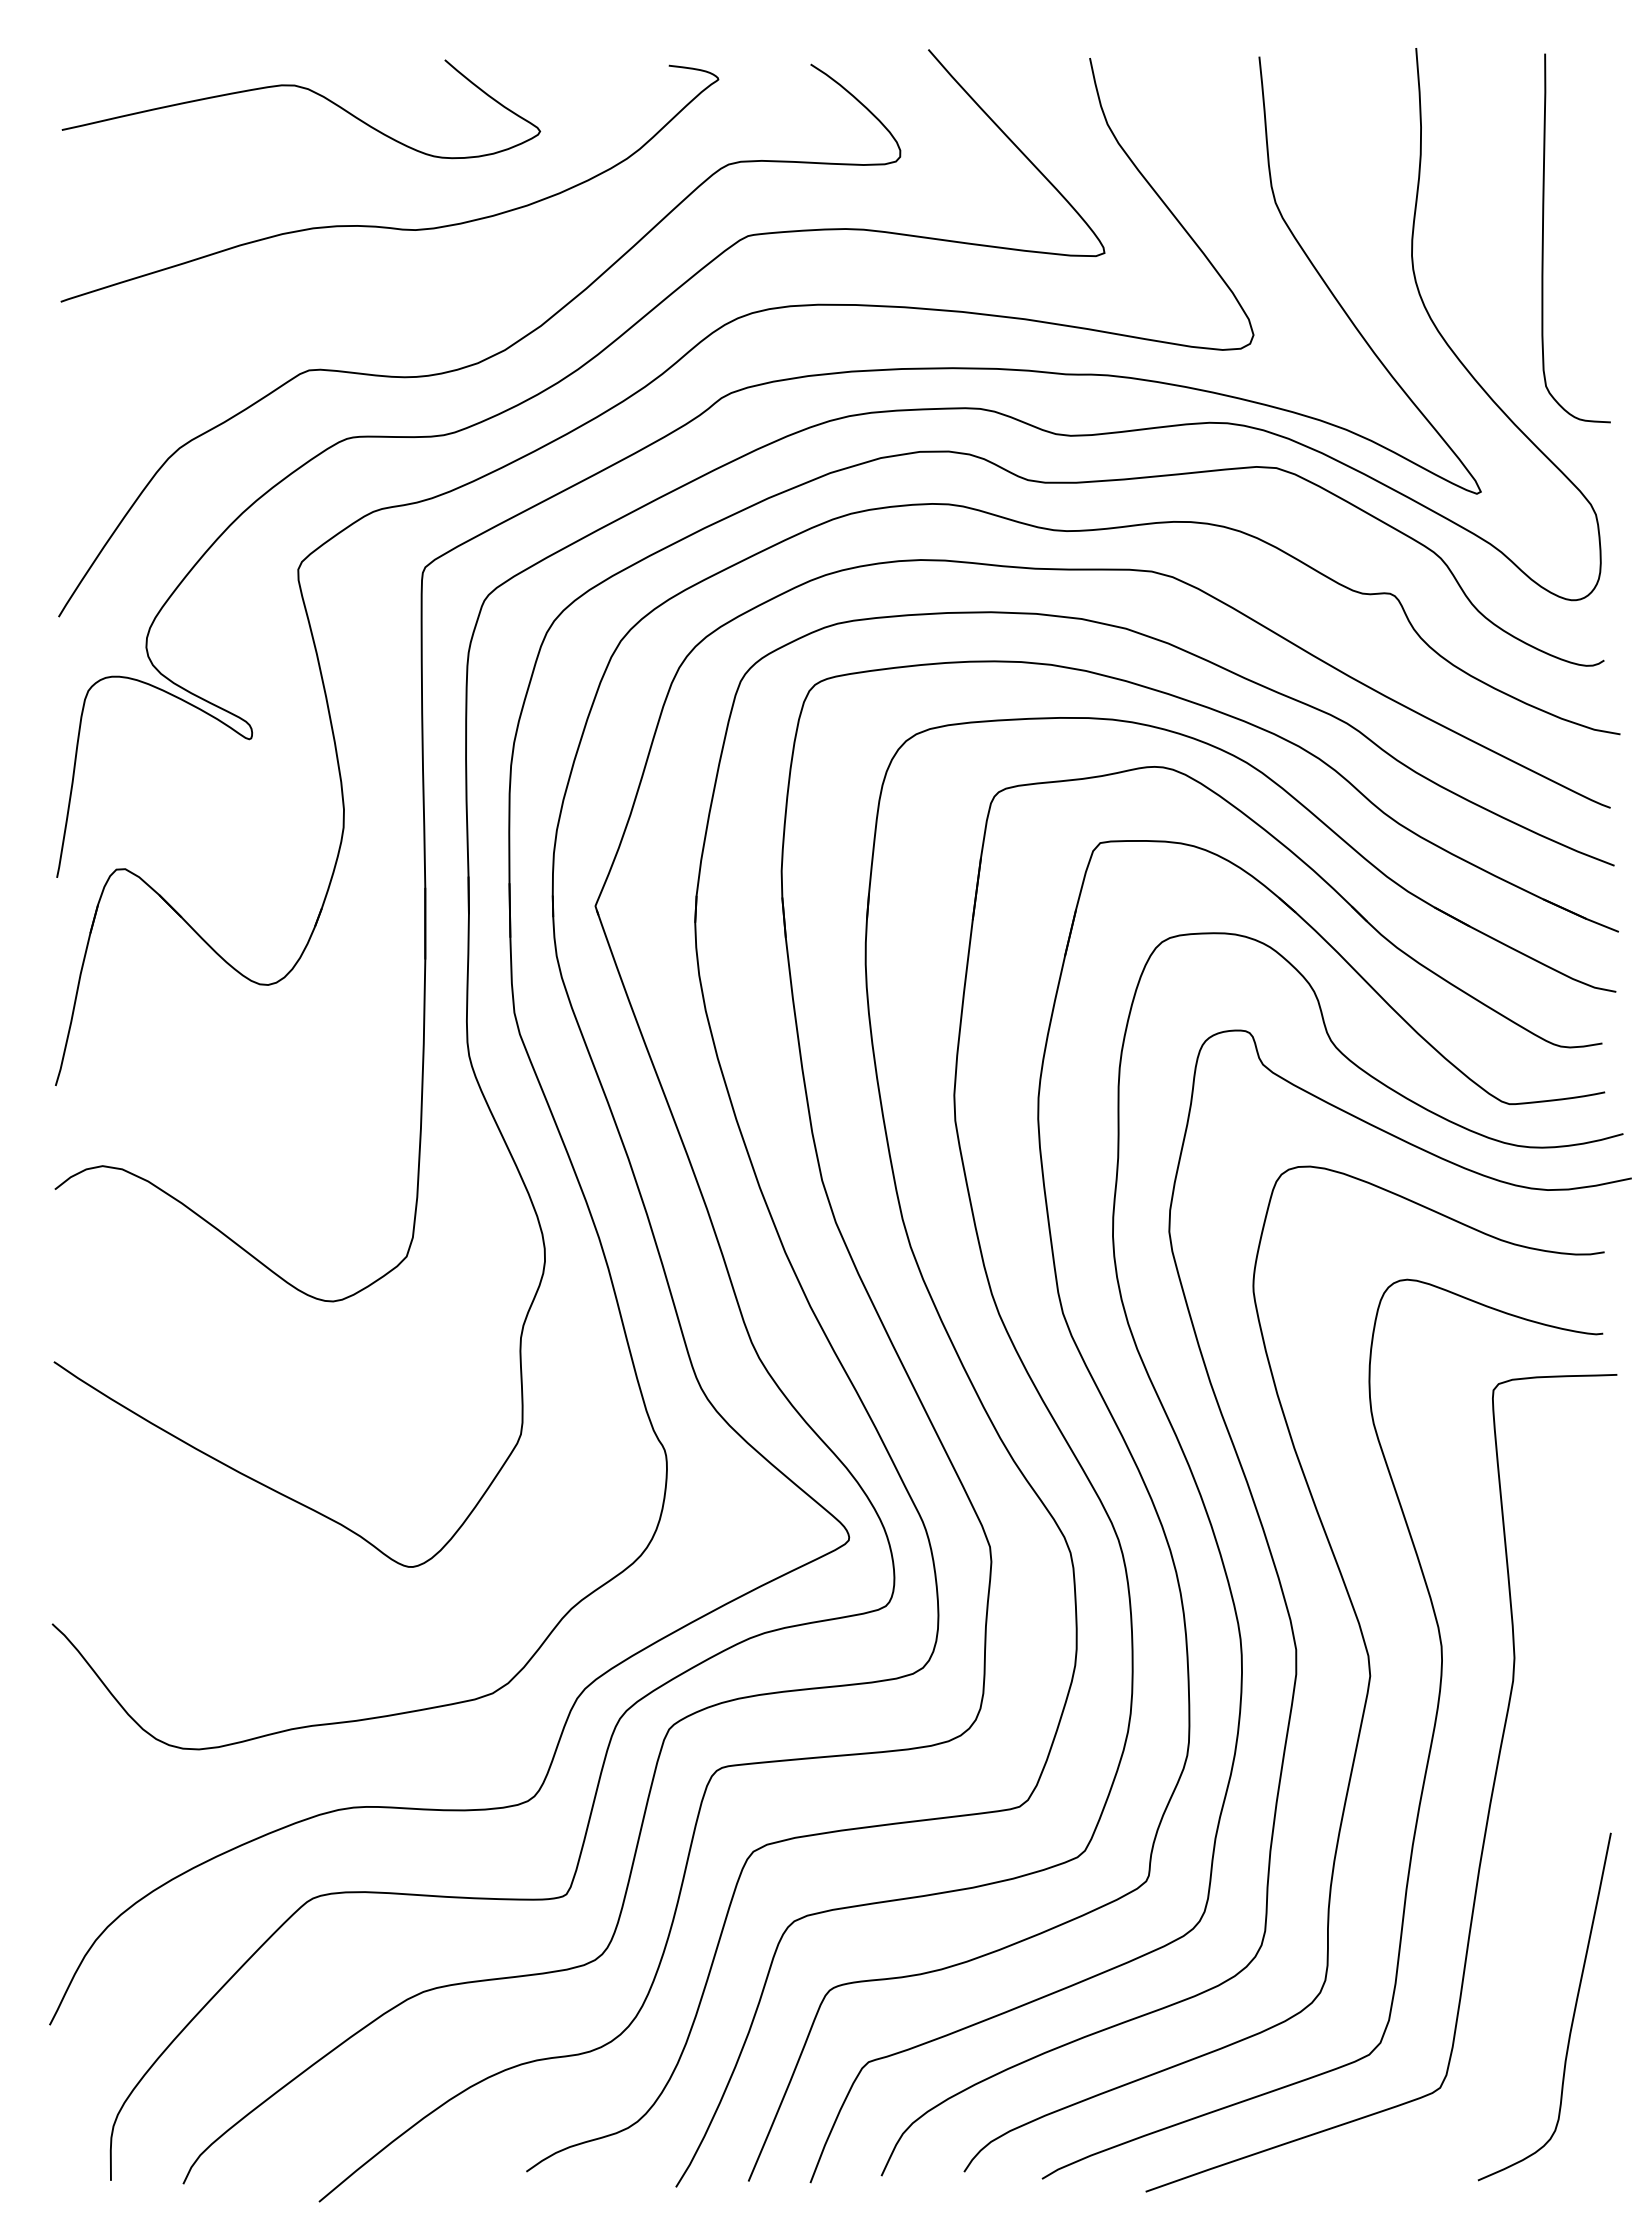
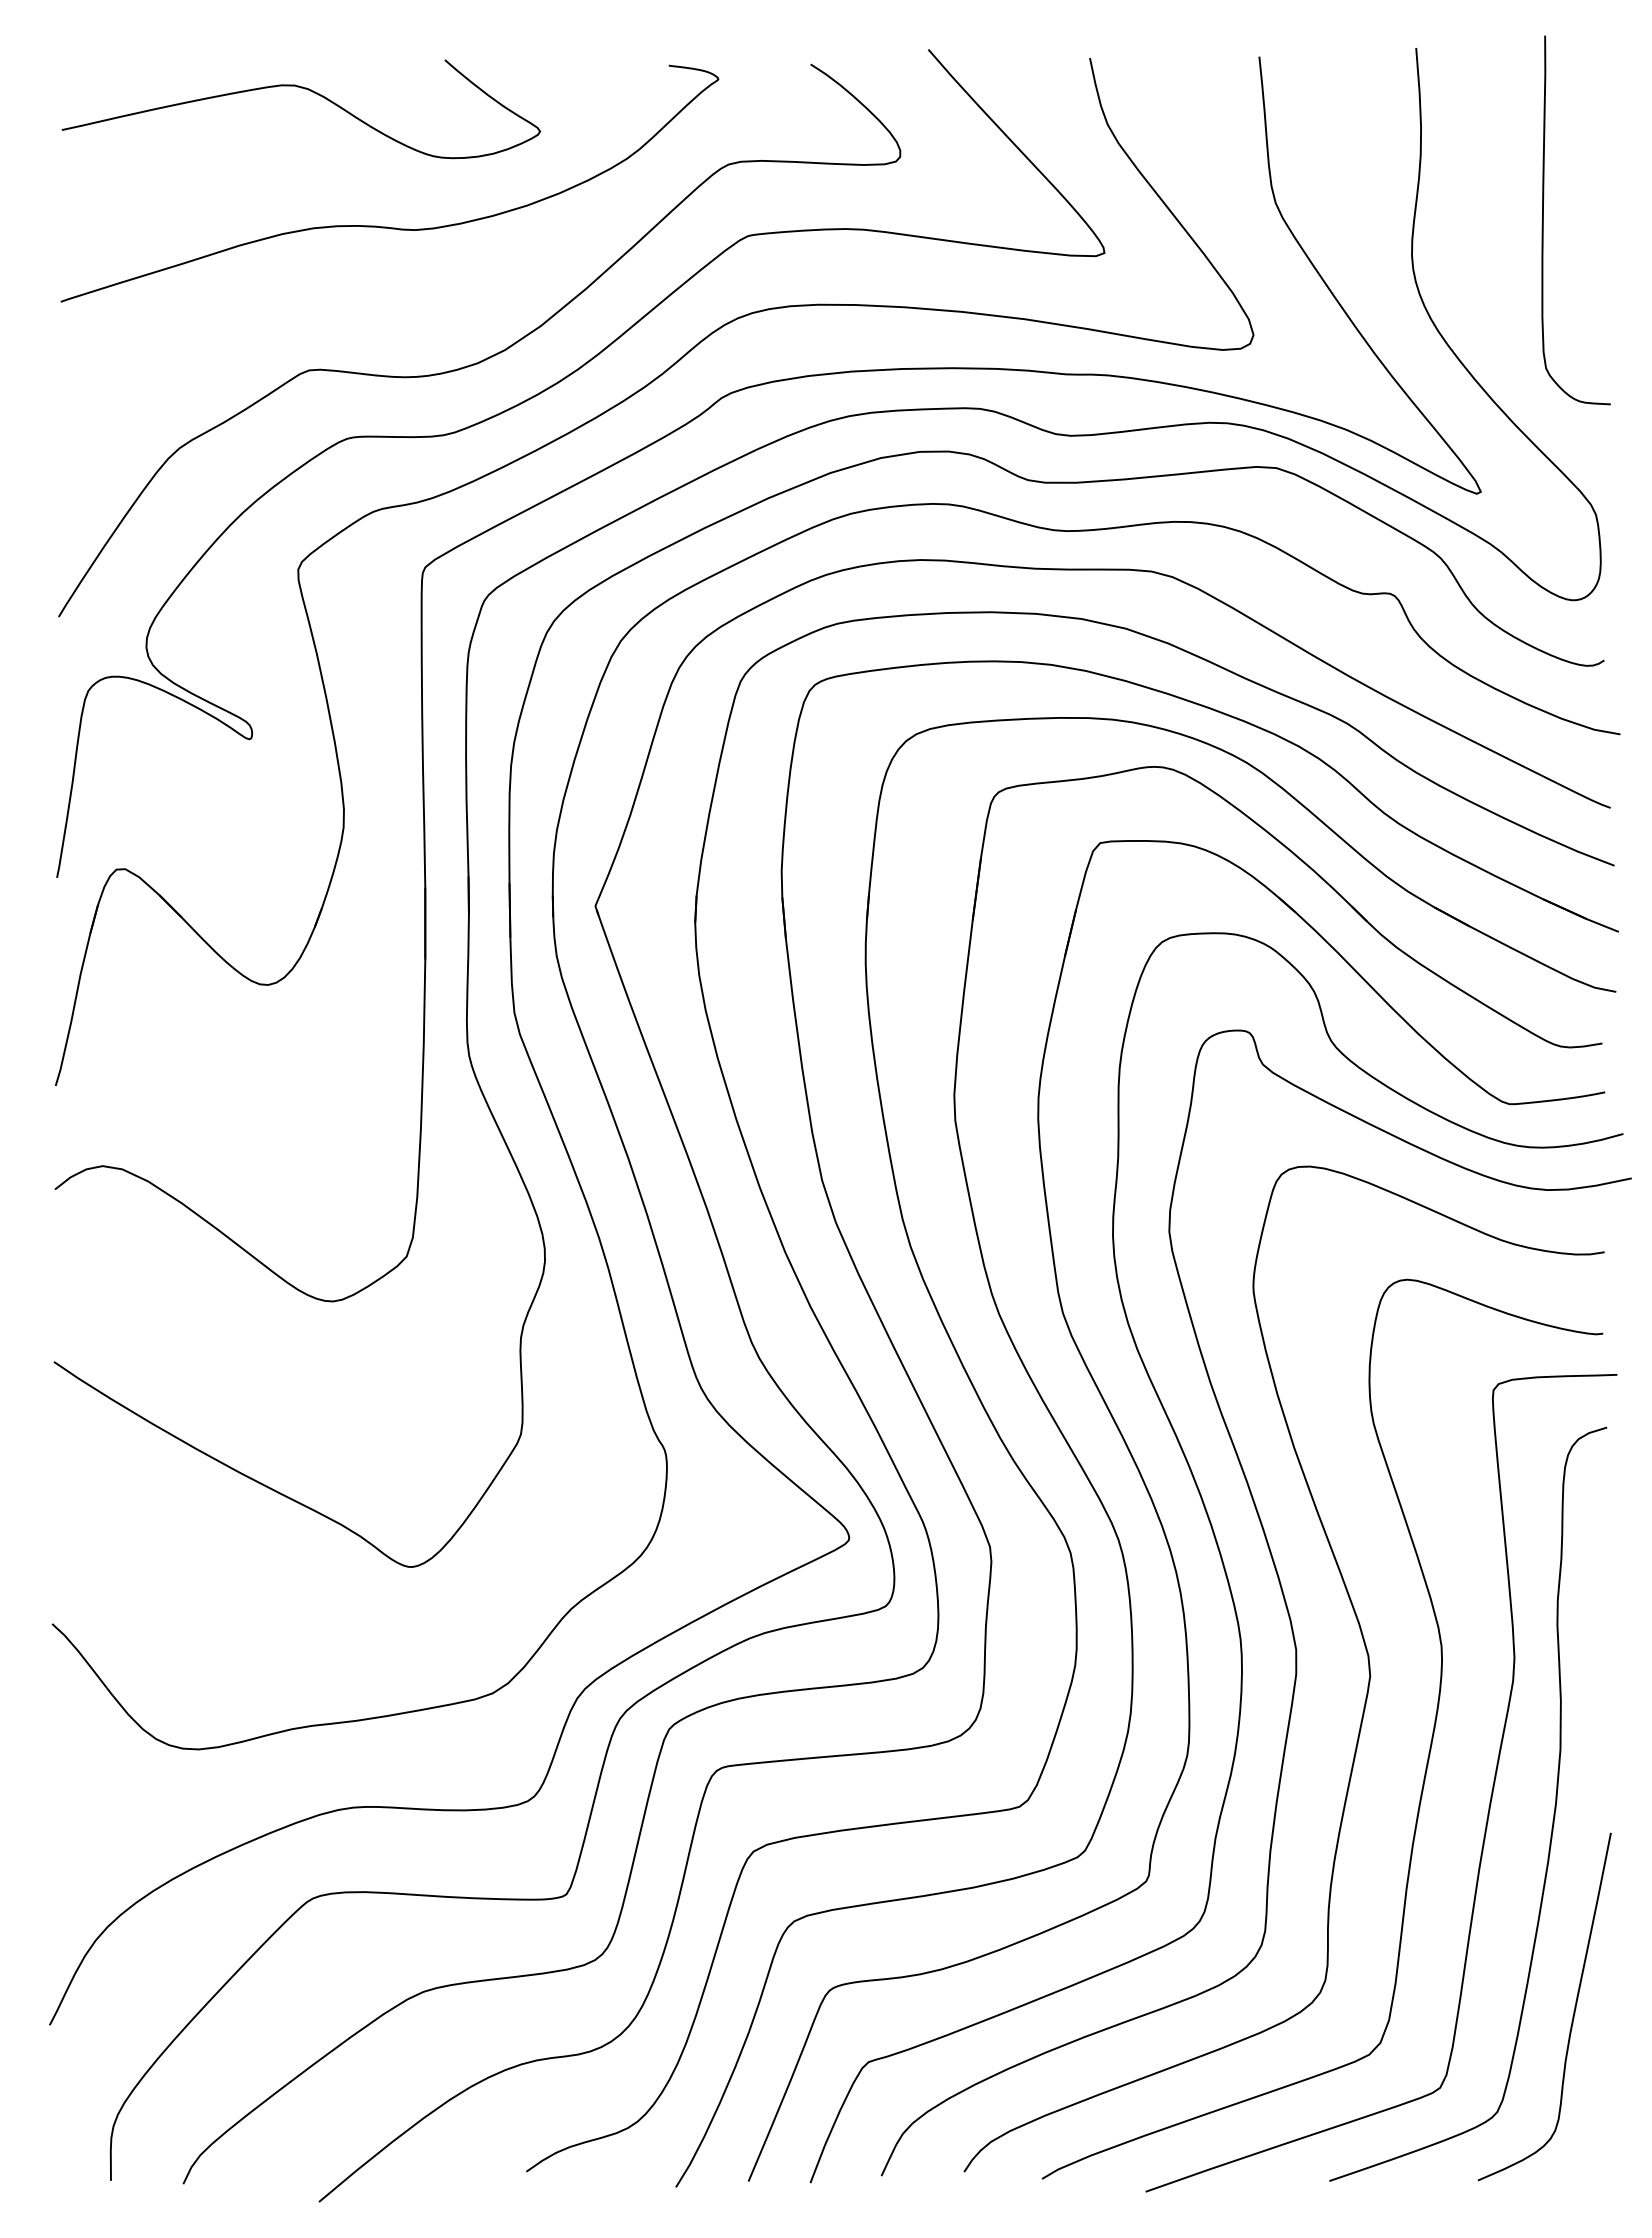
curve position: (1543, 238) -> (1543, 220) (1543, 220)
curve: none -> present (1553, 1812)
